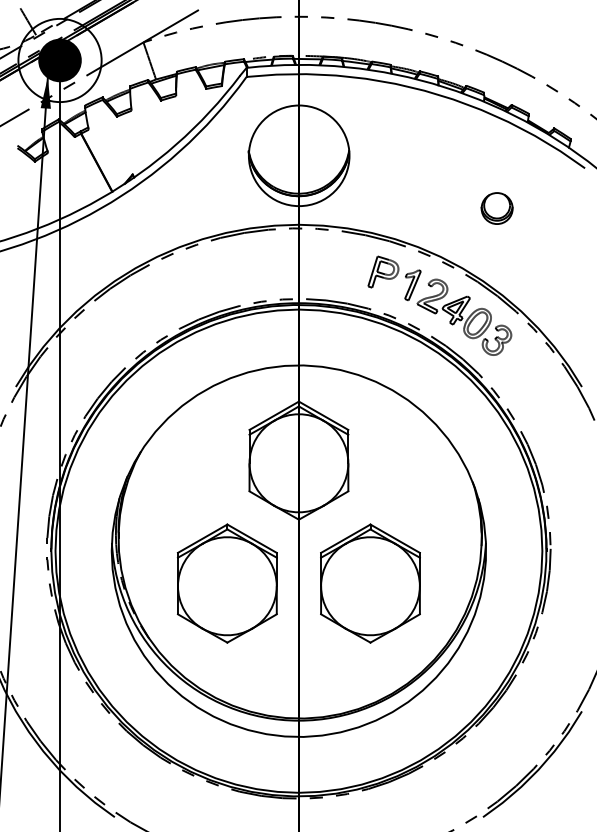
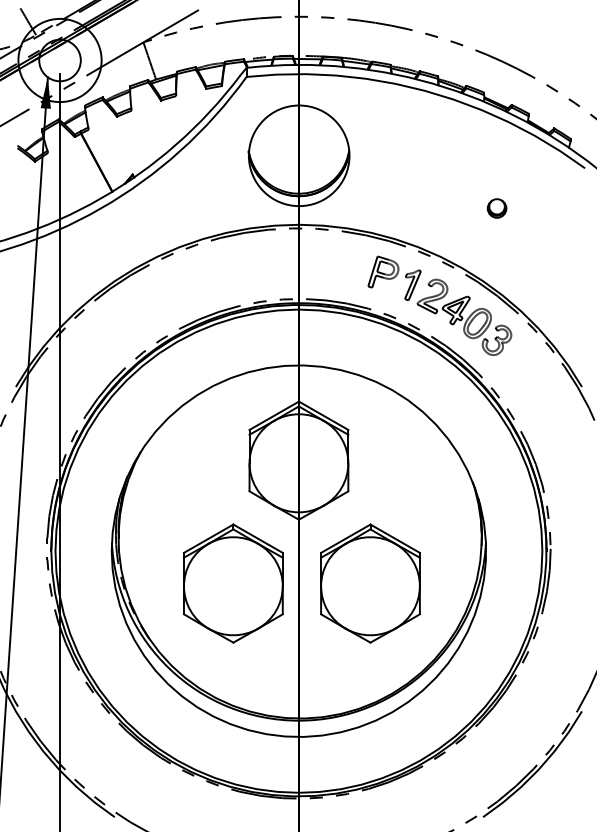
fill: present -> none (59, 60)
part size: 34x33 px -> 22x21 px (496, 208)
part position: (226, 583) -> (232, 583) (232, 583)
